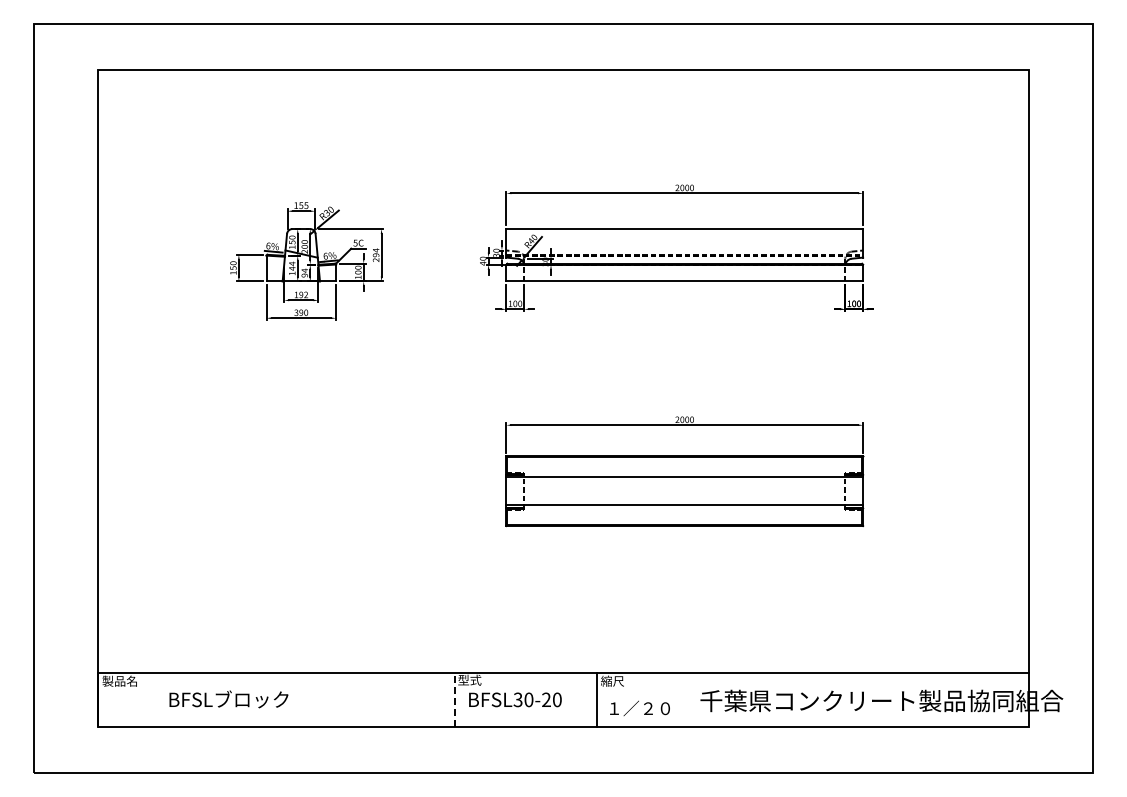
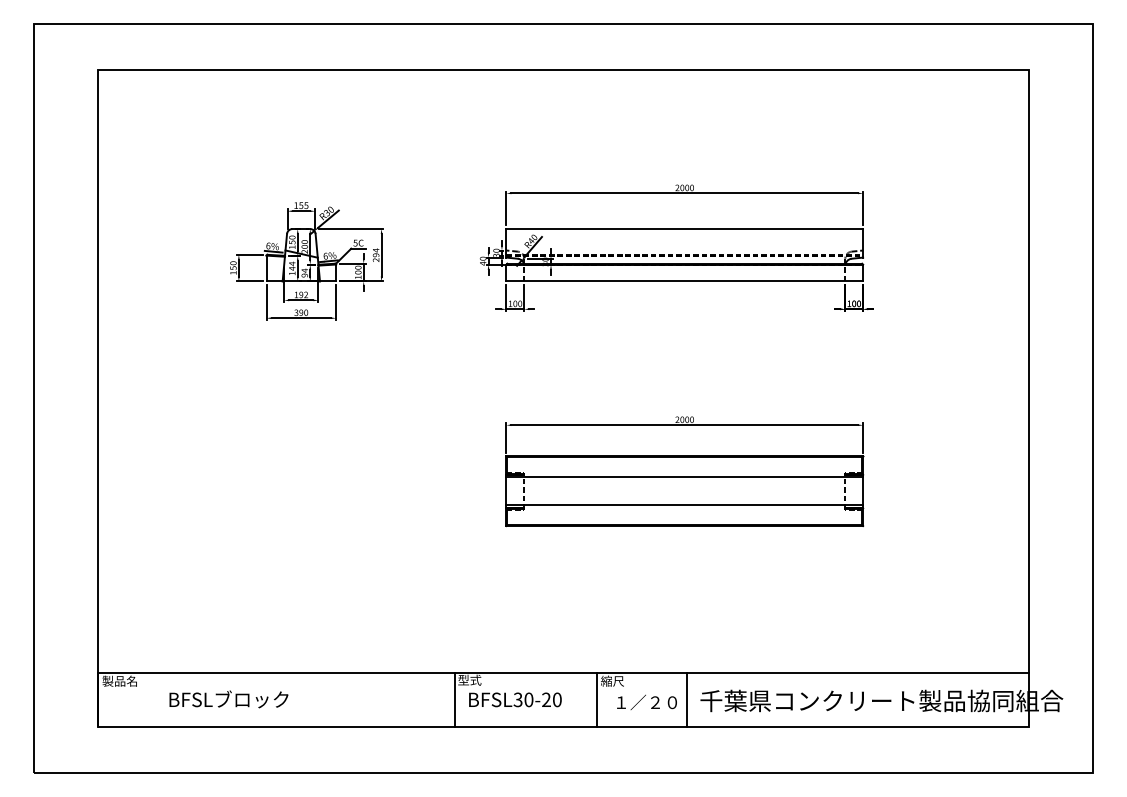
line: dashed -> solid (454, 699)
line: none -> present (686, 699)
text position: (639, 707) -> (646, 701) (646, 701)
